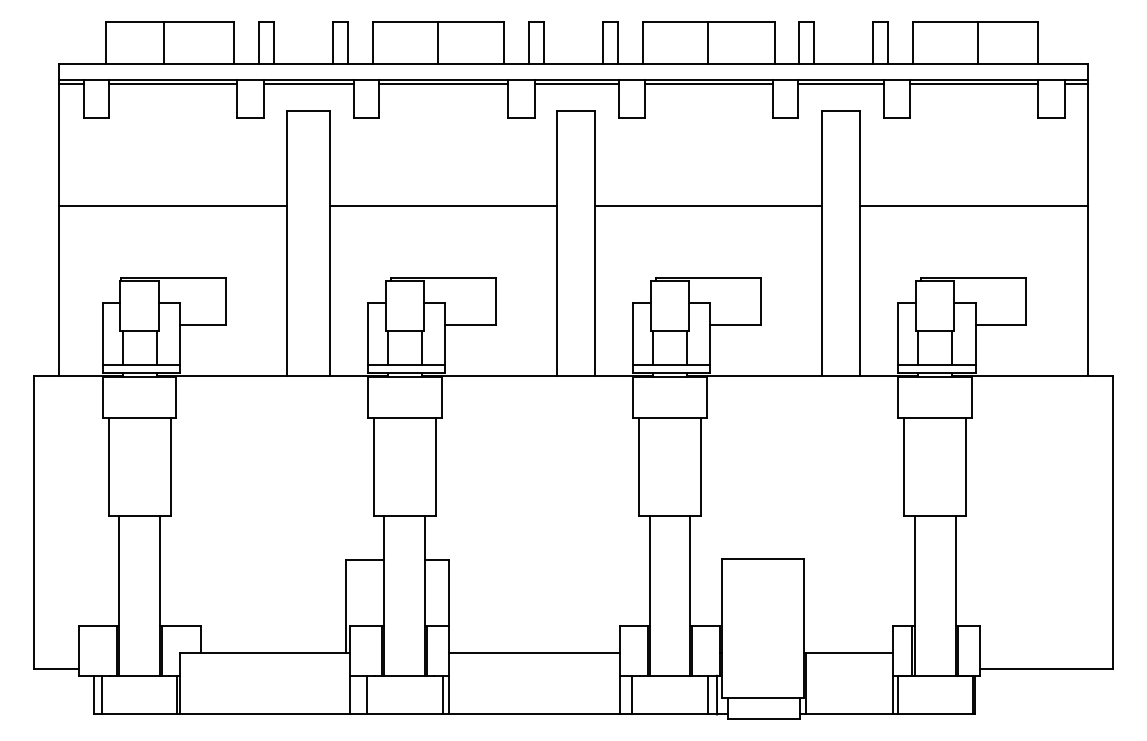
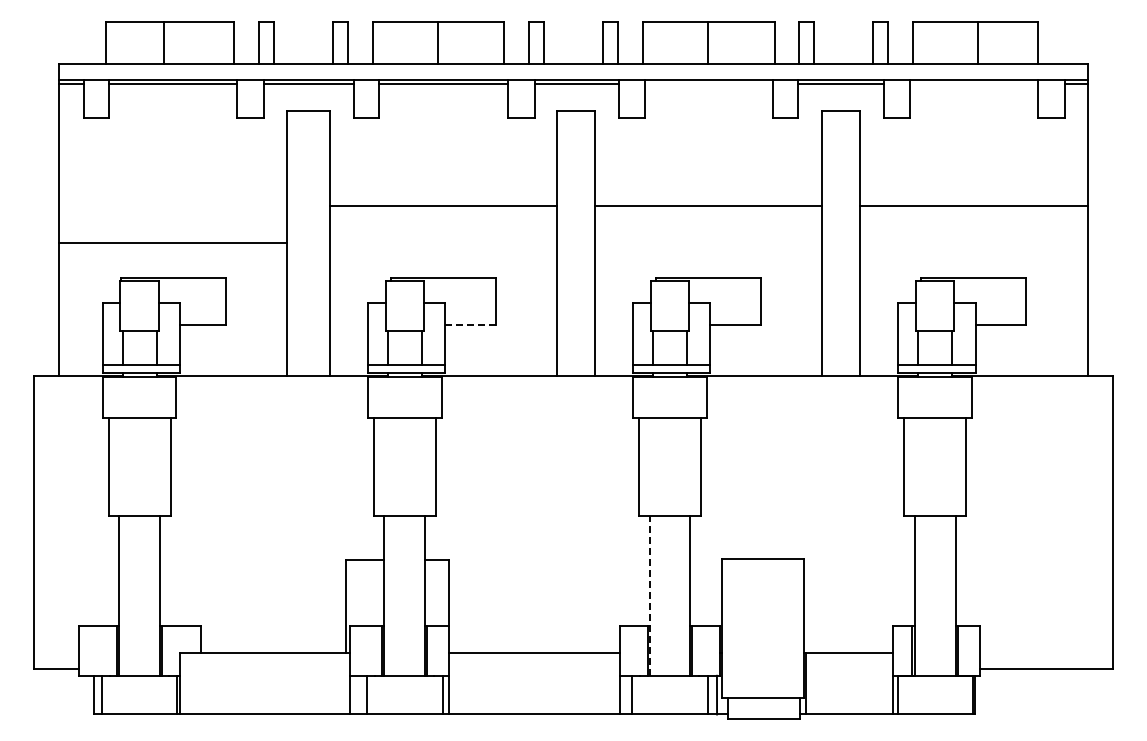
line: present -> none (708, 83)
line: present -> none (973, 83)
line position: (173, 206) -> (173, 243) (173, 243)
line: solid -> dashed (471, 324)
line: solid -> dashed (649, 596)
